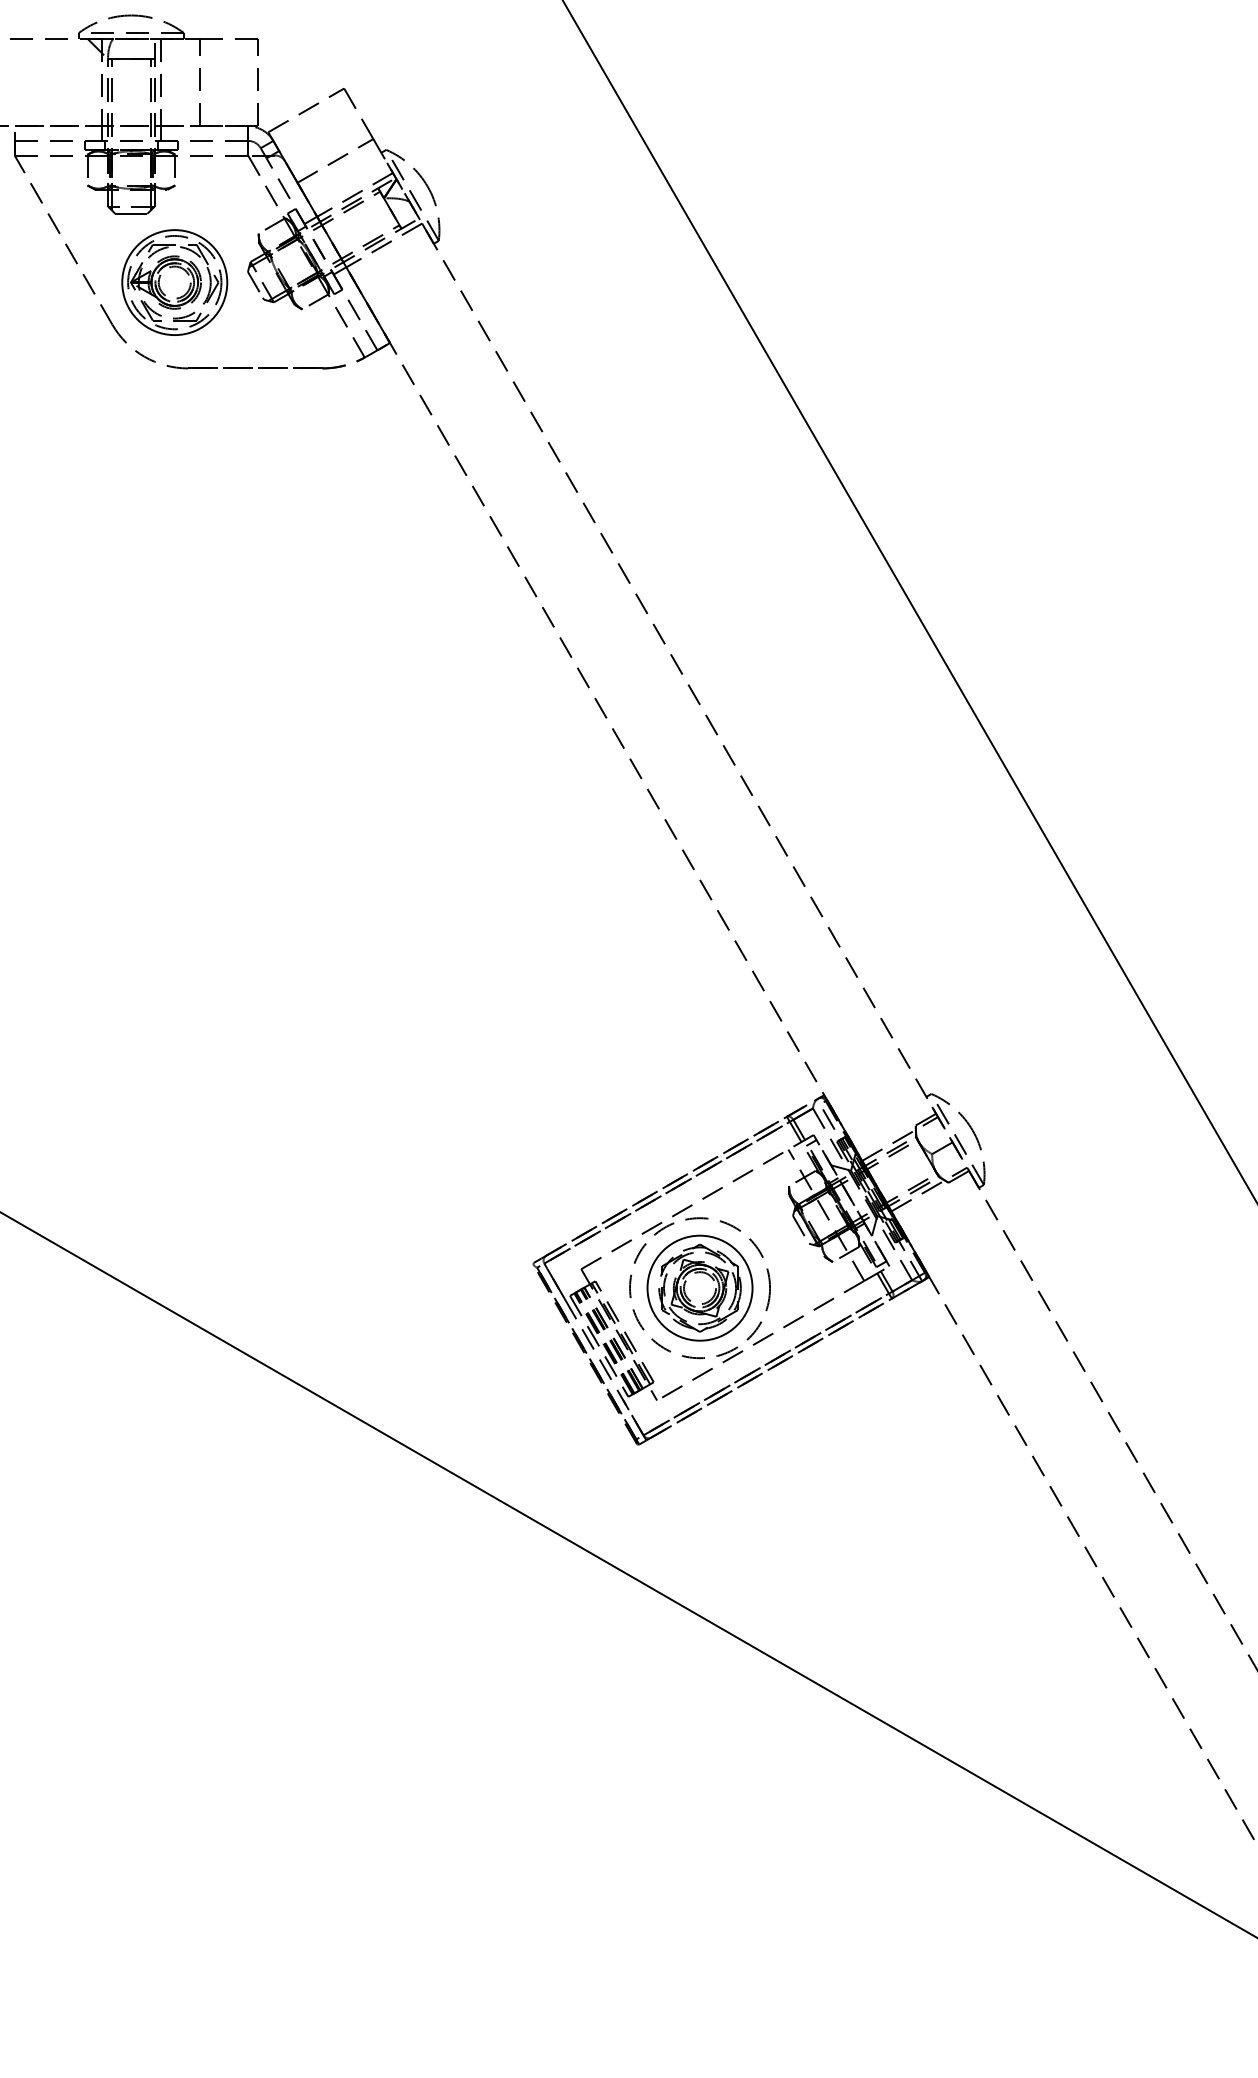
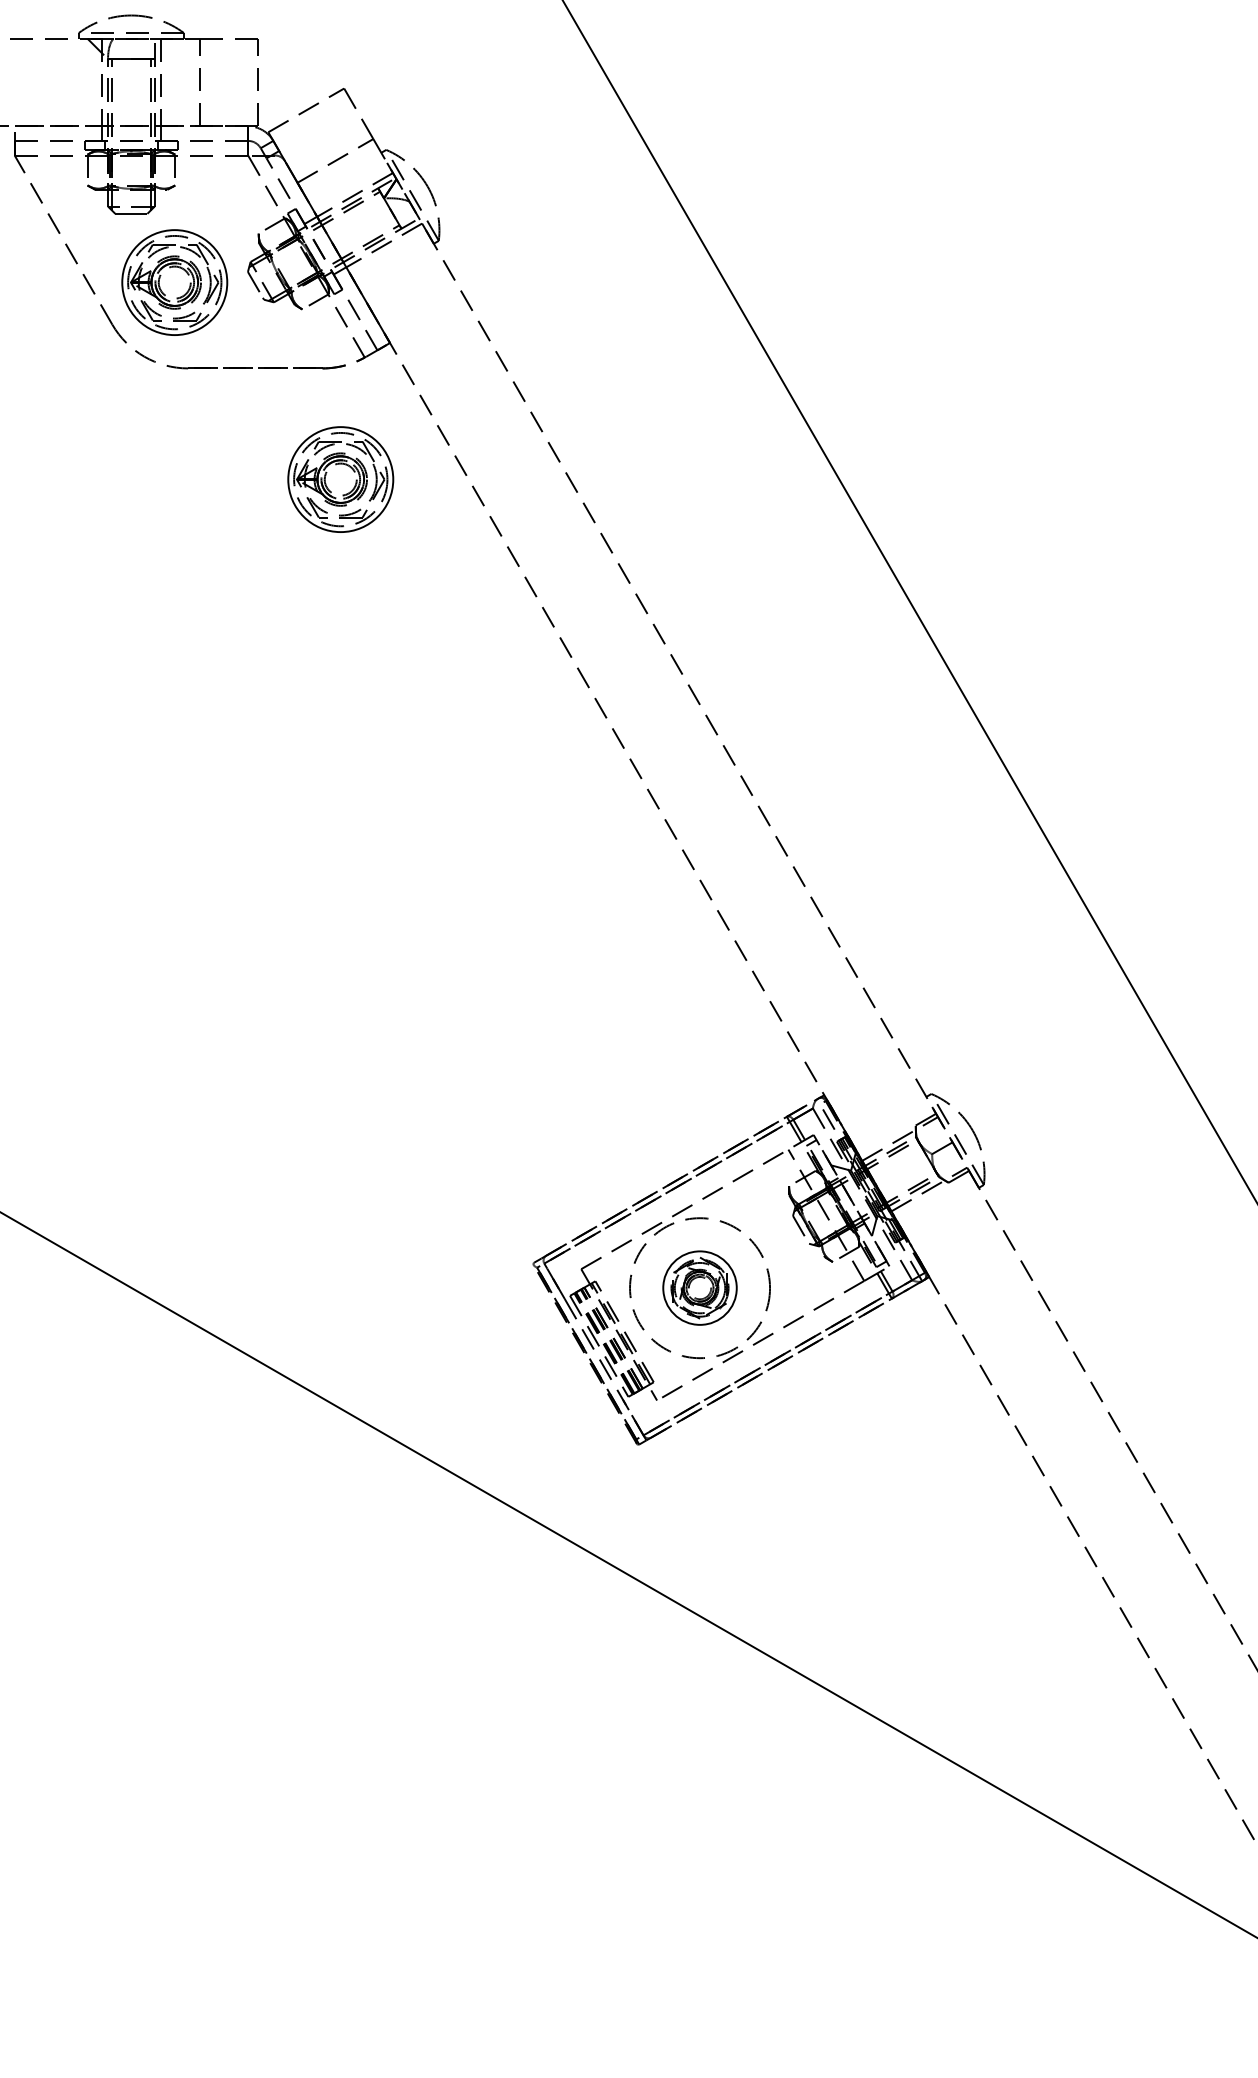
part: none -> present (340, 479)
part size: 108x108 px -> 76x76 px (699, 1287)
